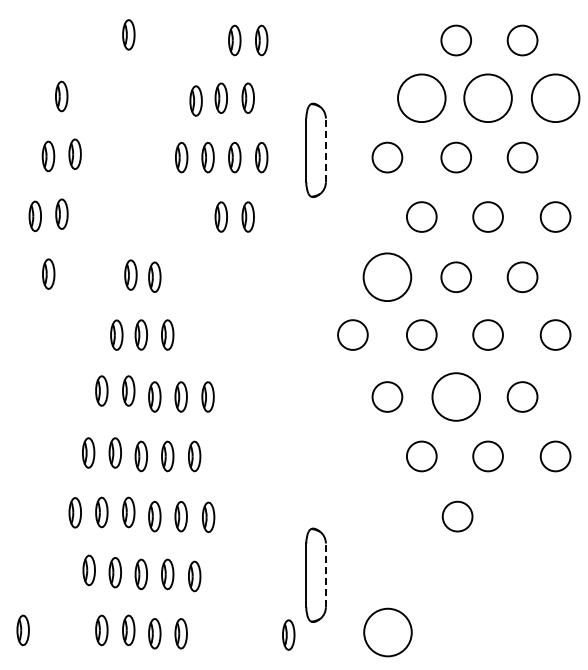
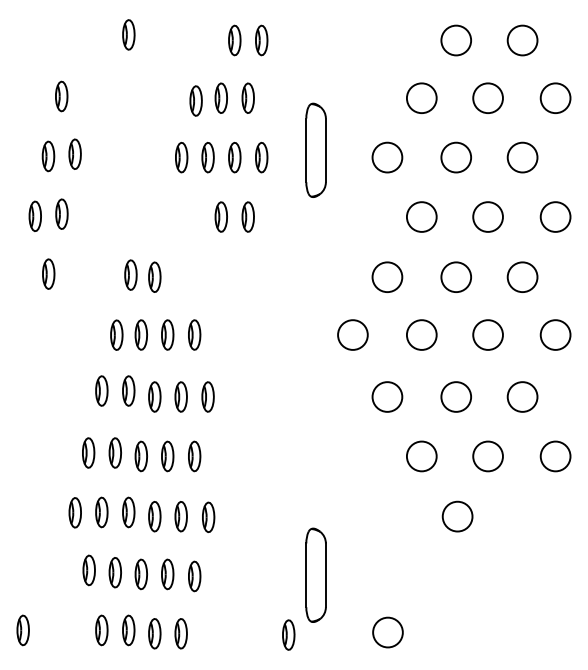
circle diameter: 48 px -> 30 px (421, 98)
circle diameter: 48 px -> 30 px (487, 98)
circle diameter: 48 px -> 30 px (555, 98)
line: dashed -> solid (325, 150)
circle diameter: 48 px -> 30 px (387, 277)
part: none -> present (194, 334)
circle diameter: 48 px -> 30 px (456, 396)
line: dashed -> solid (325, 575)
circle diameter: 48 px -> 30 px (387, 632)
